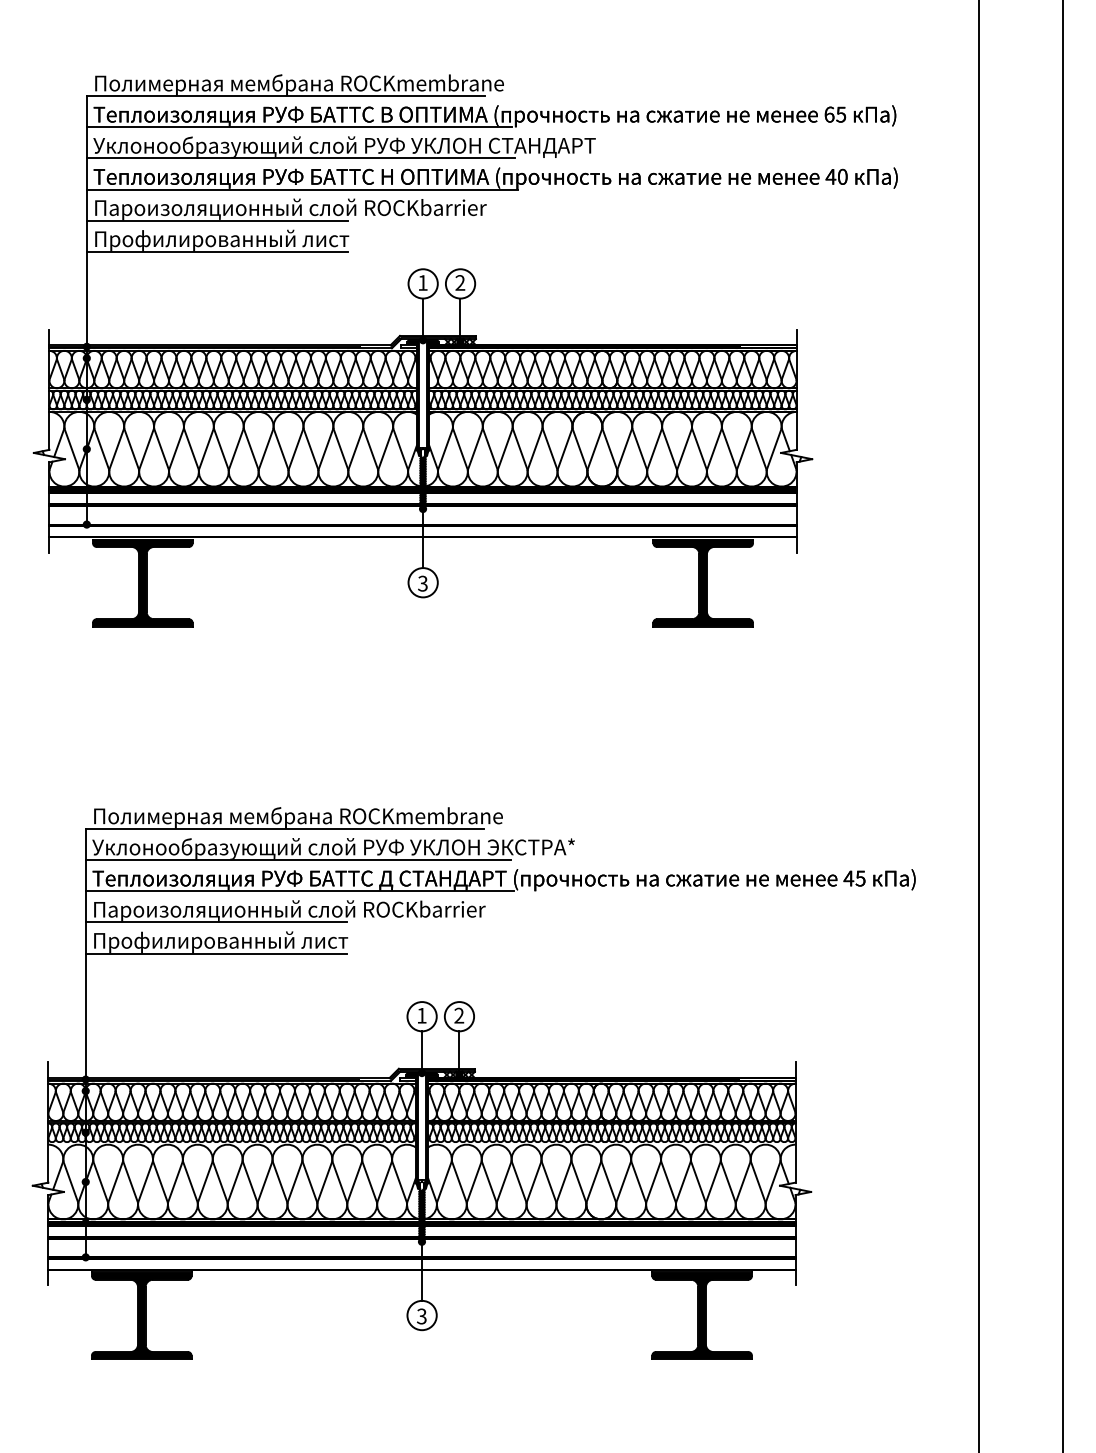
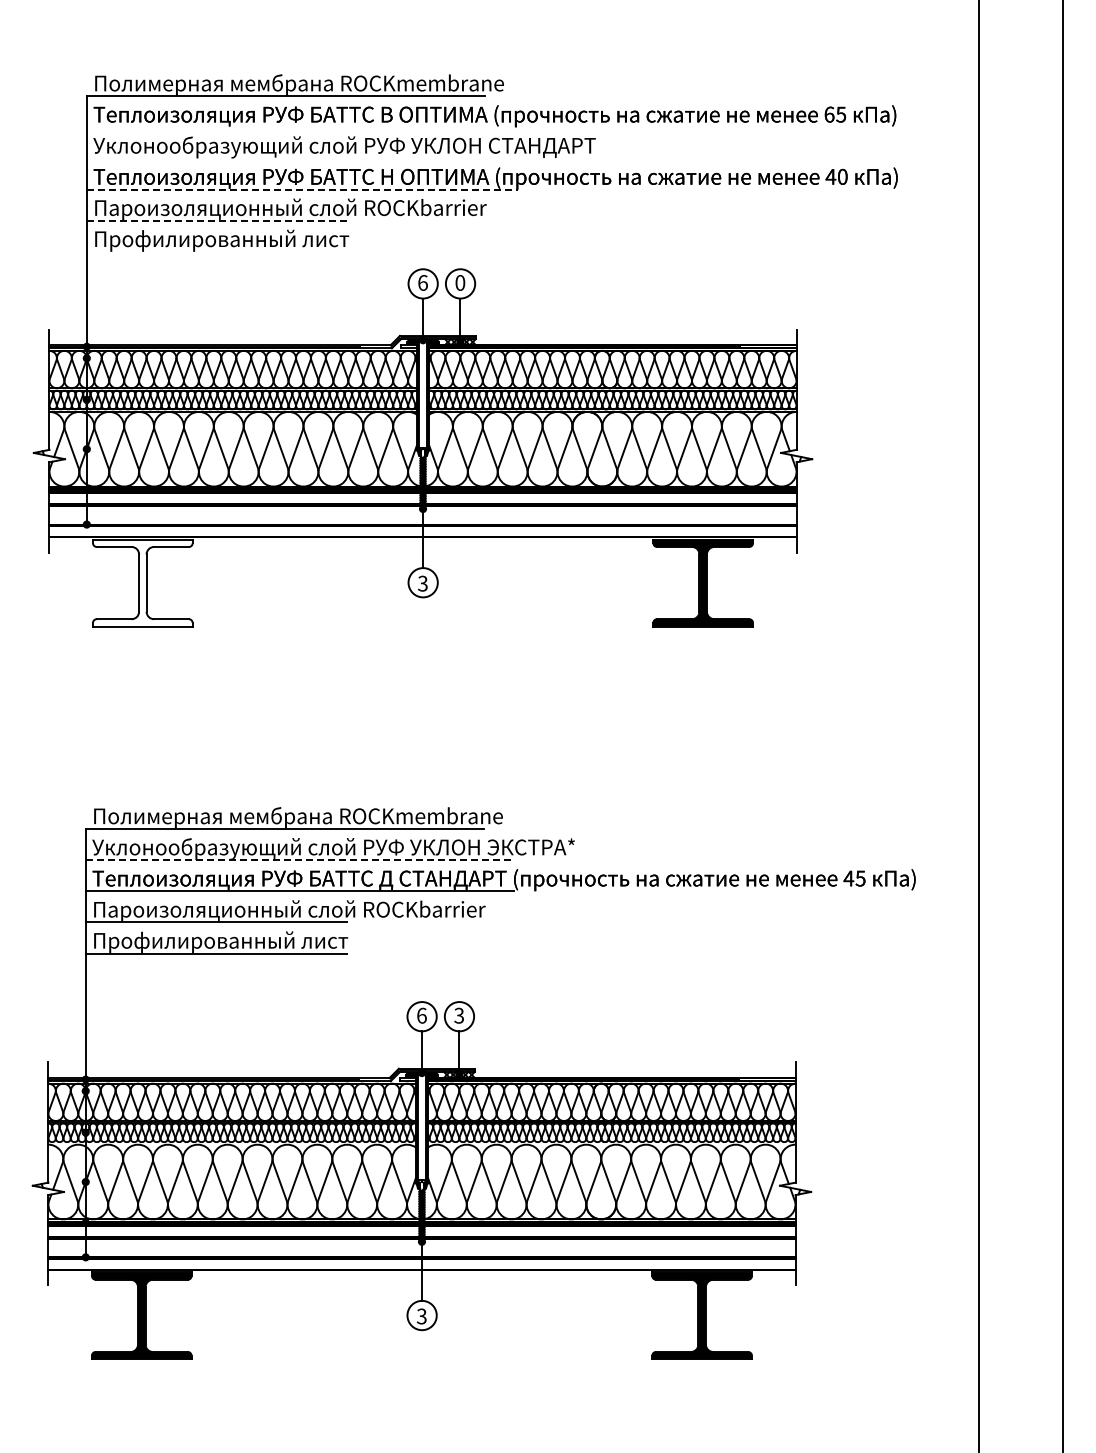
line: present -> none (299, 127)
line: present -> none (300, 158)
line: solid -> dashed (302, 189)
line: solid -> dashed (217, 220)
line: present -> none (217, 251)
text: 1 -> 6 (422, 282)
text: 2 -> 0 (460, 282)
fill: present -> none (142, 582)
line: solid -> dashed (298, 860)
text: 1 -> 6 (421, 1015)
text: 2 -> 3 (459, 1015)
